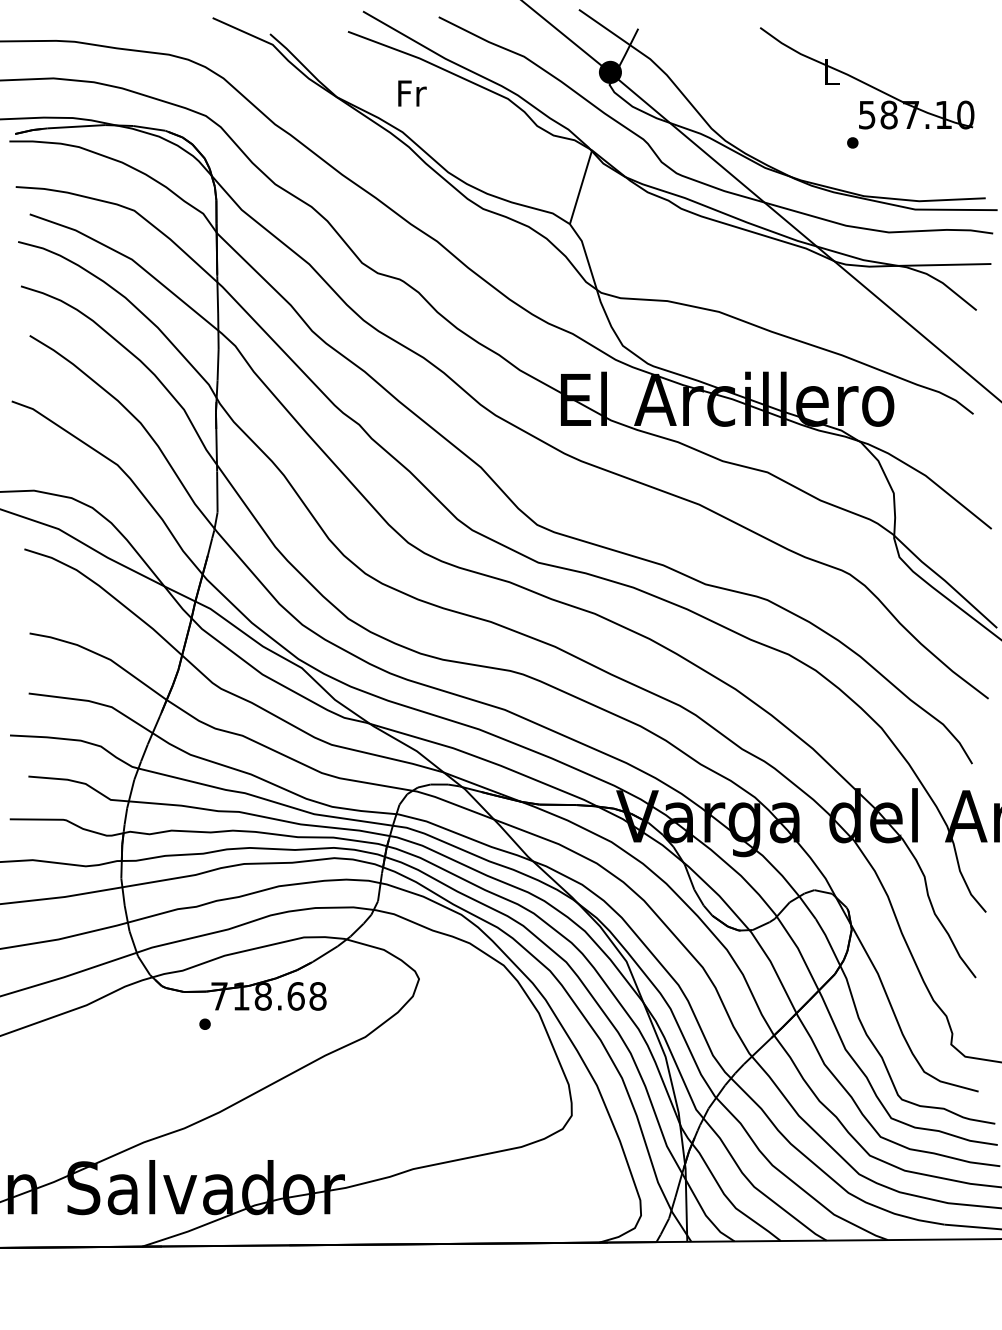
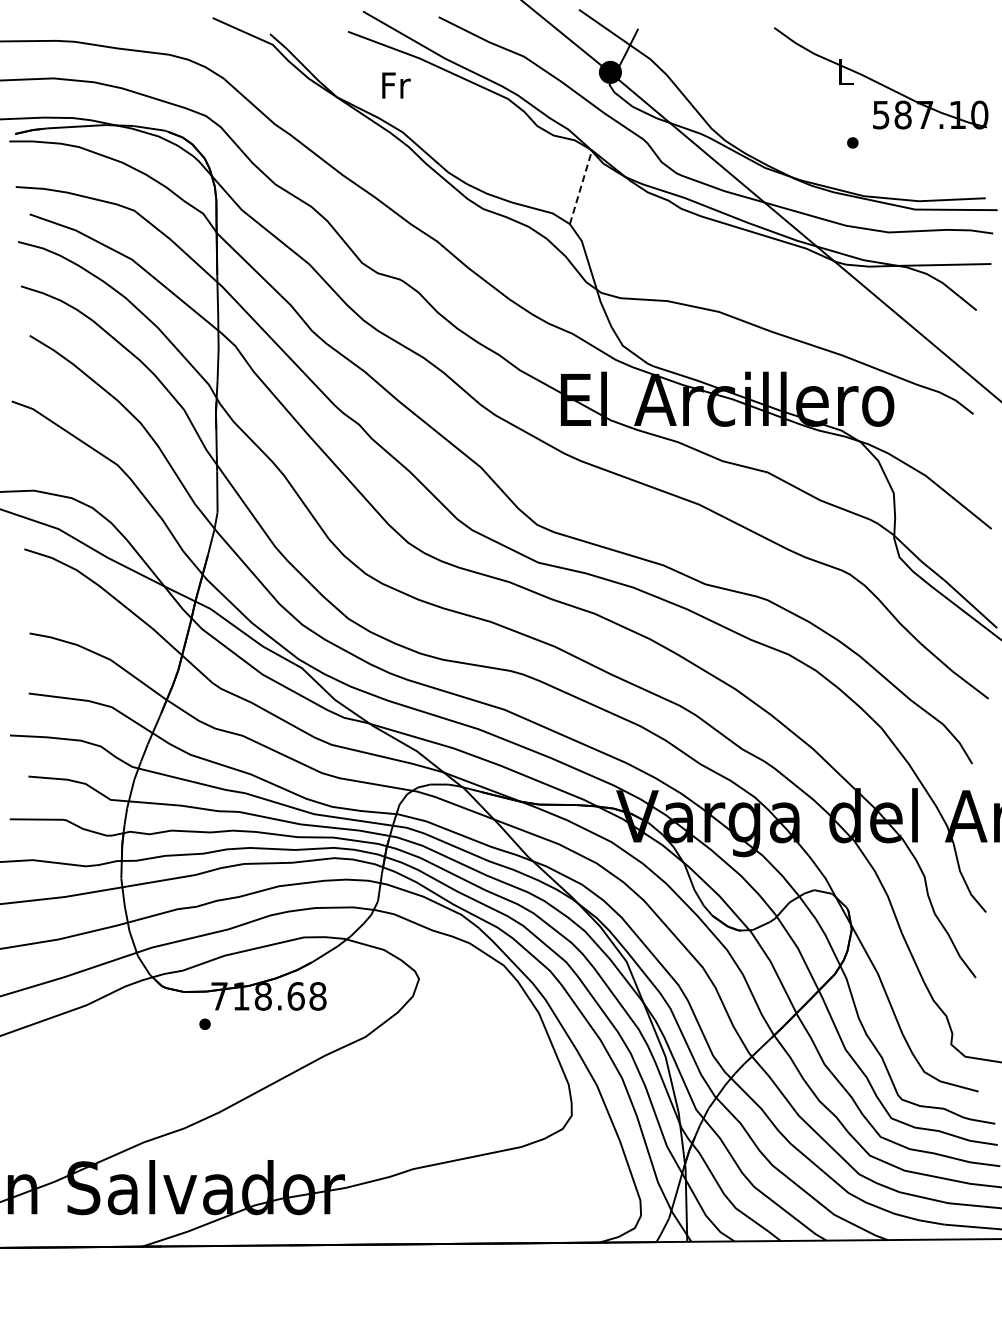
part position: (866, 78) -> (880, 78) (880, 78)
text position: (412, 93) -> (396, 85) (396, 85)
line: solid -> dashed (580, 187)
